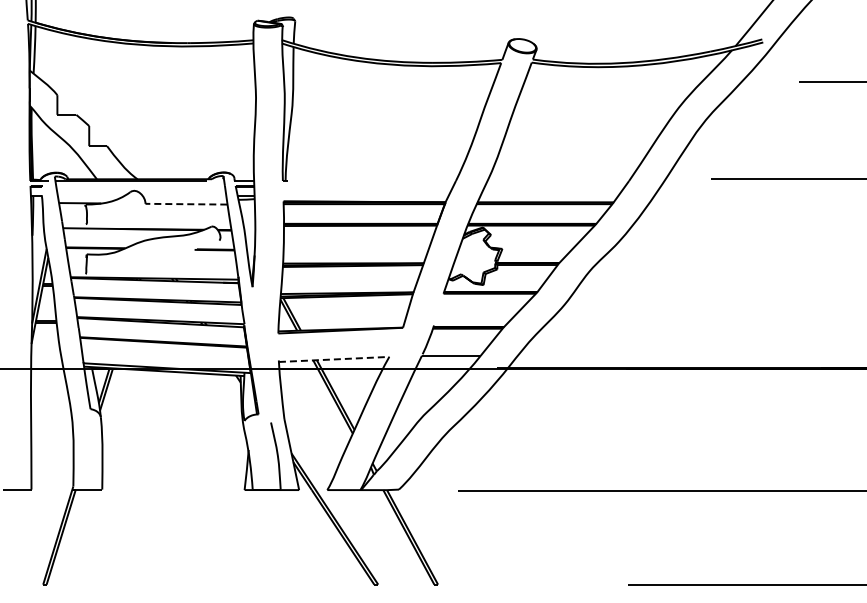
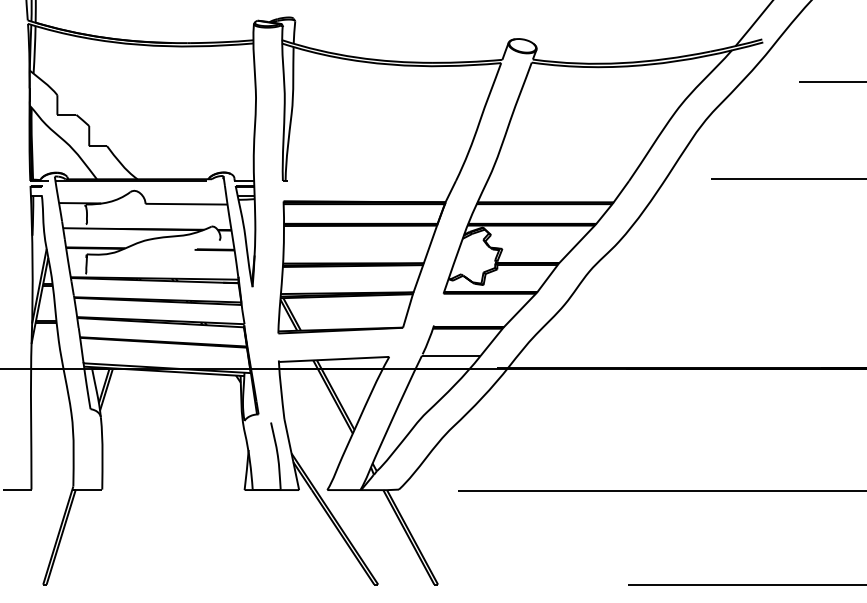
line: dashed -> solid (186, 204)
line: dashed -> solid (334, 359)
